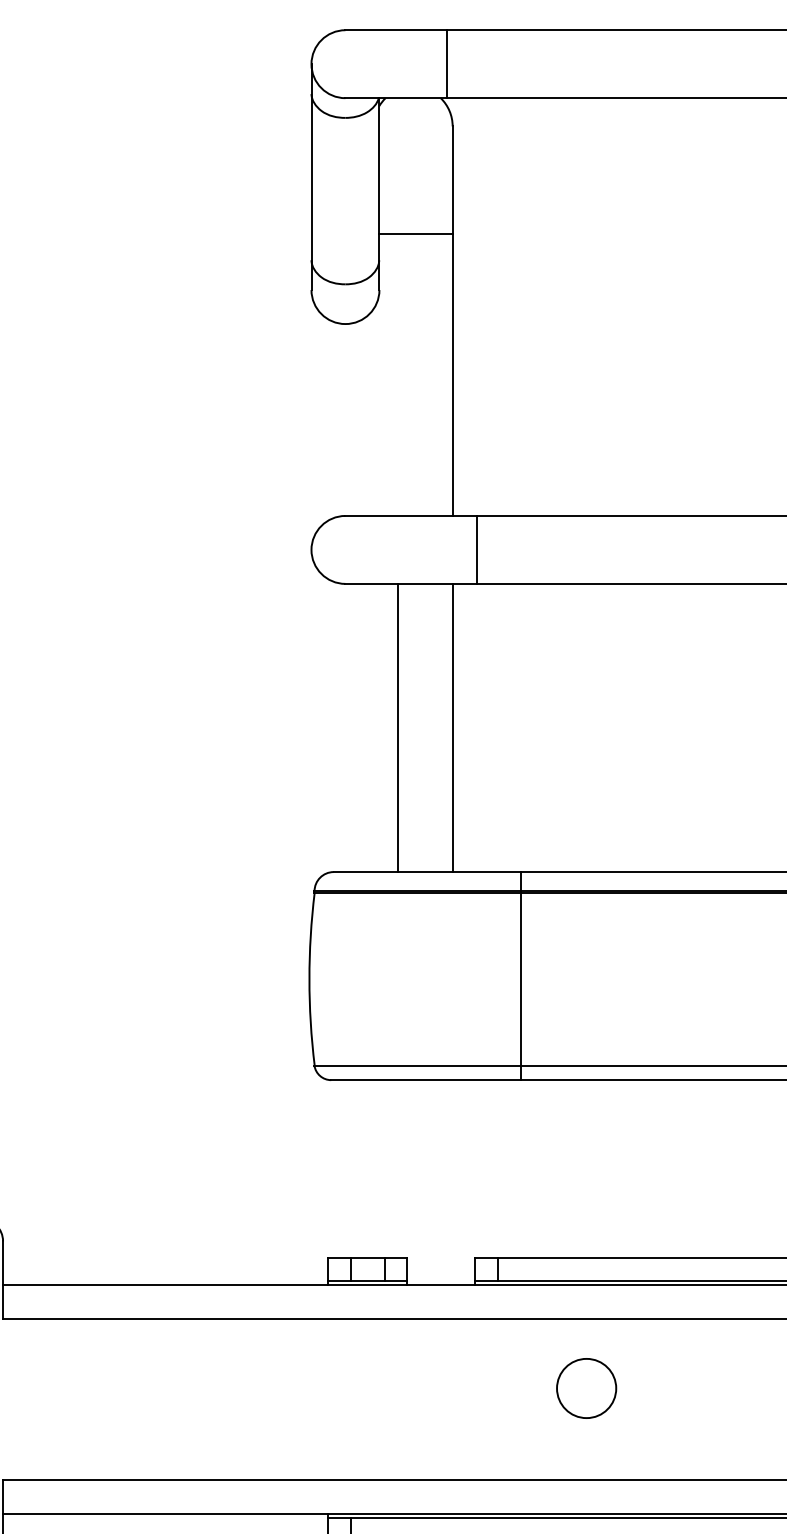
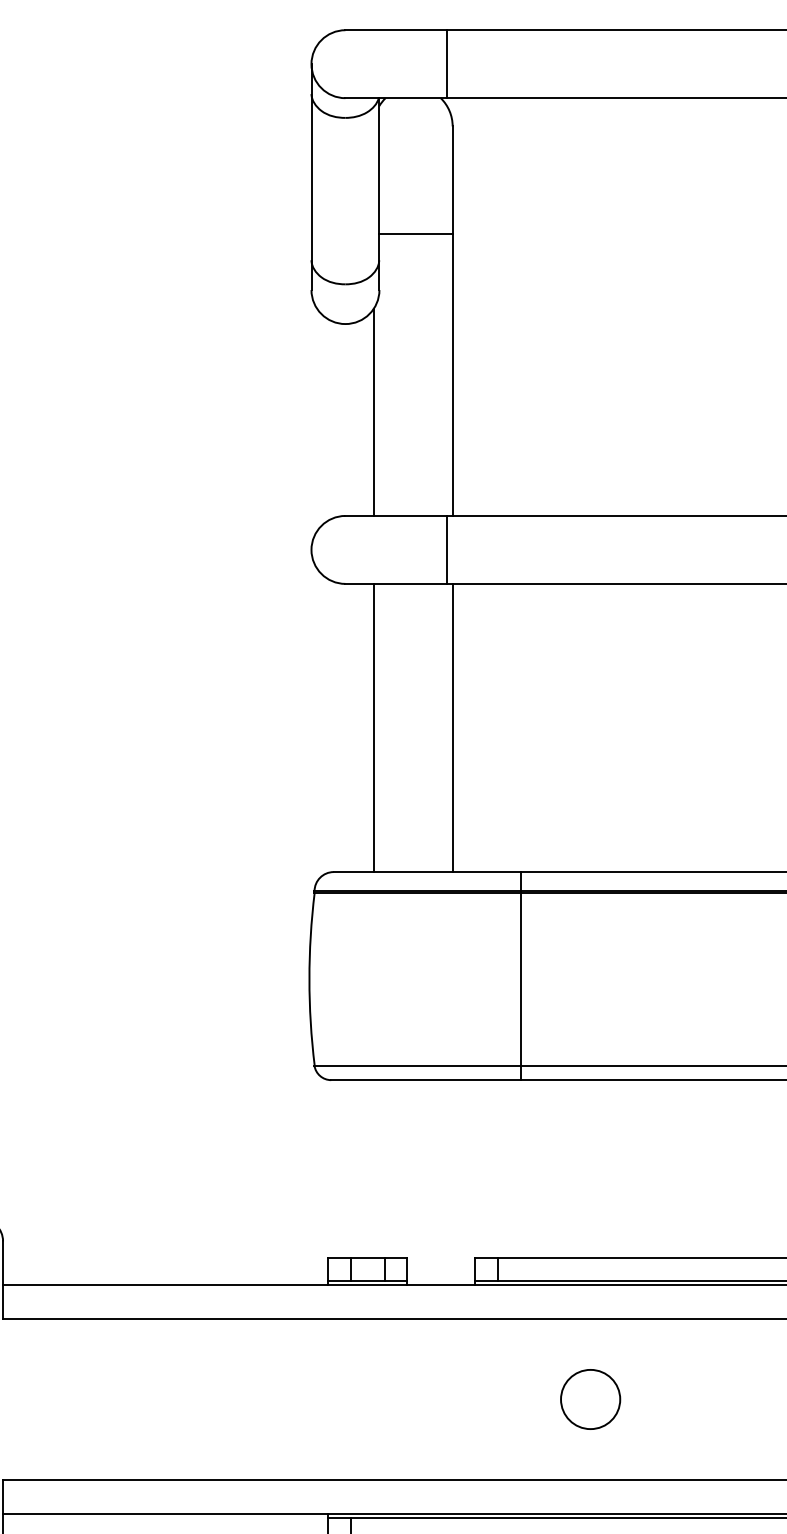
line: none -> present (373, 411)
line position: (477, 549) -> (447, 549) (447, 549)
line position: (397, 727) -> (373, 727) (373, 727)
circle position: (586, 1388) -> (590, 1399) (590, 1399)
